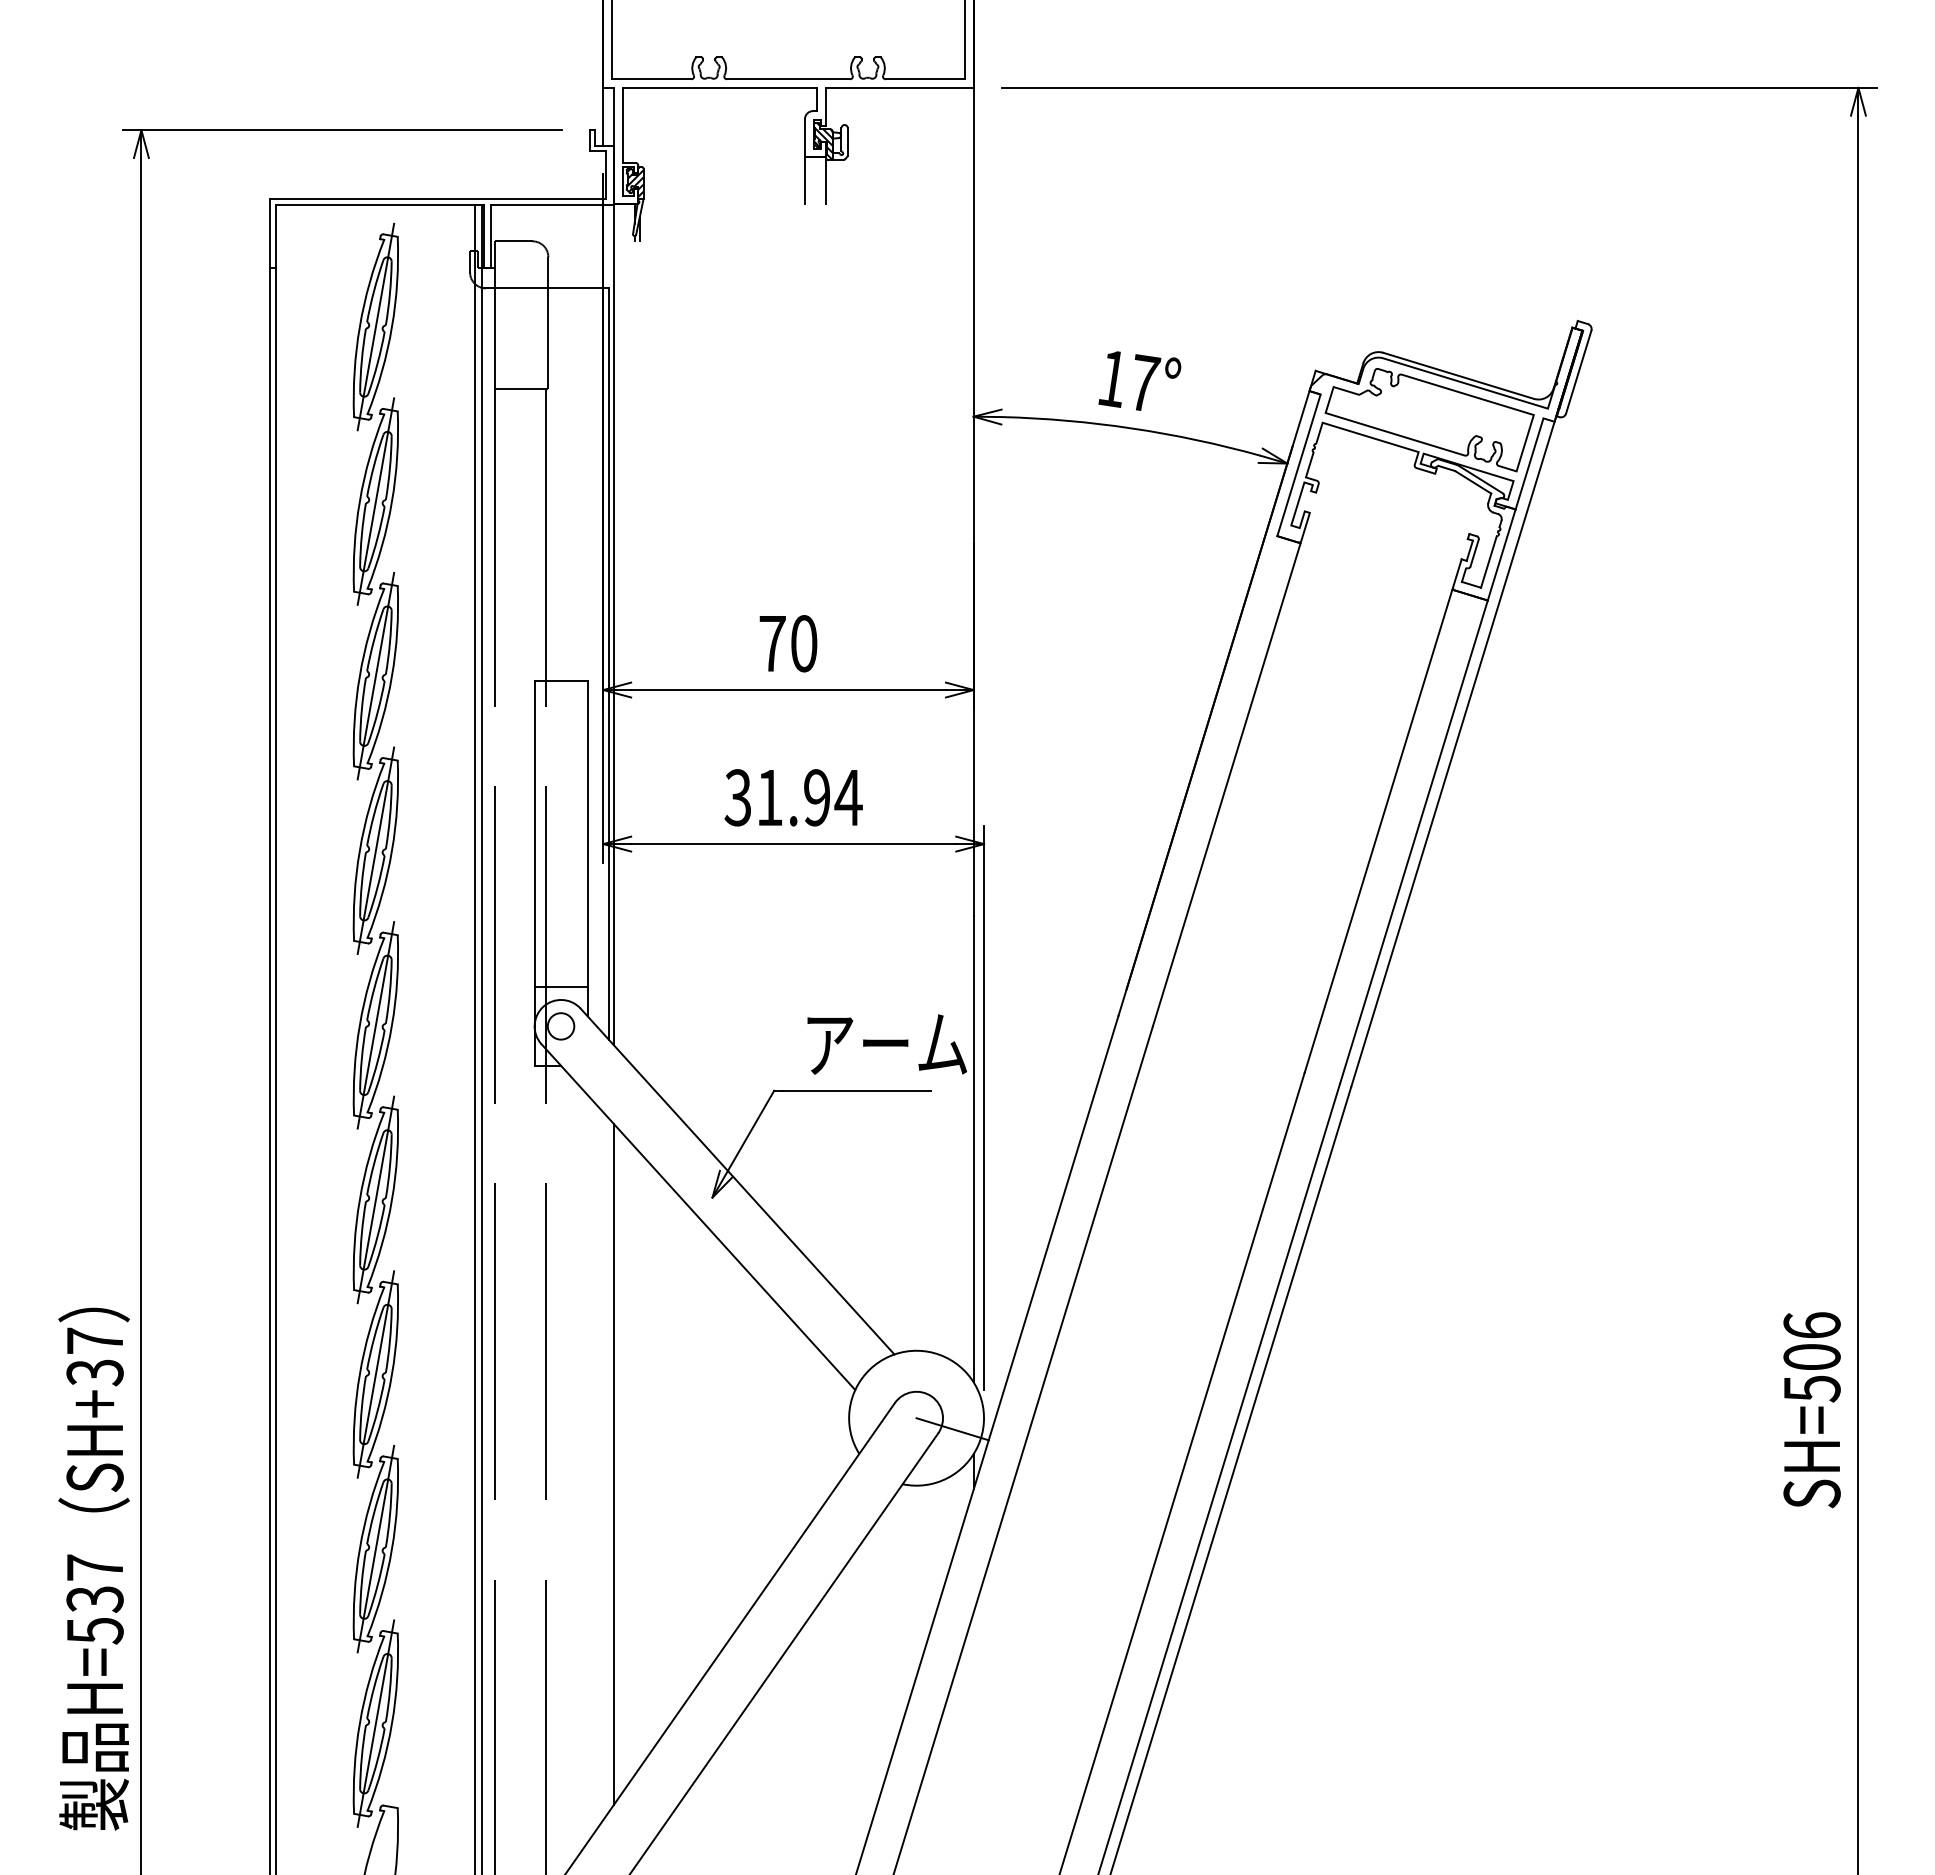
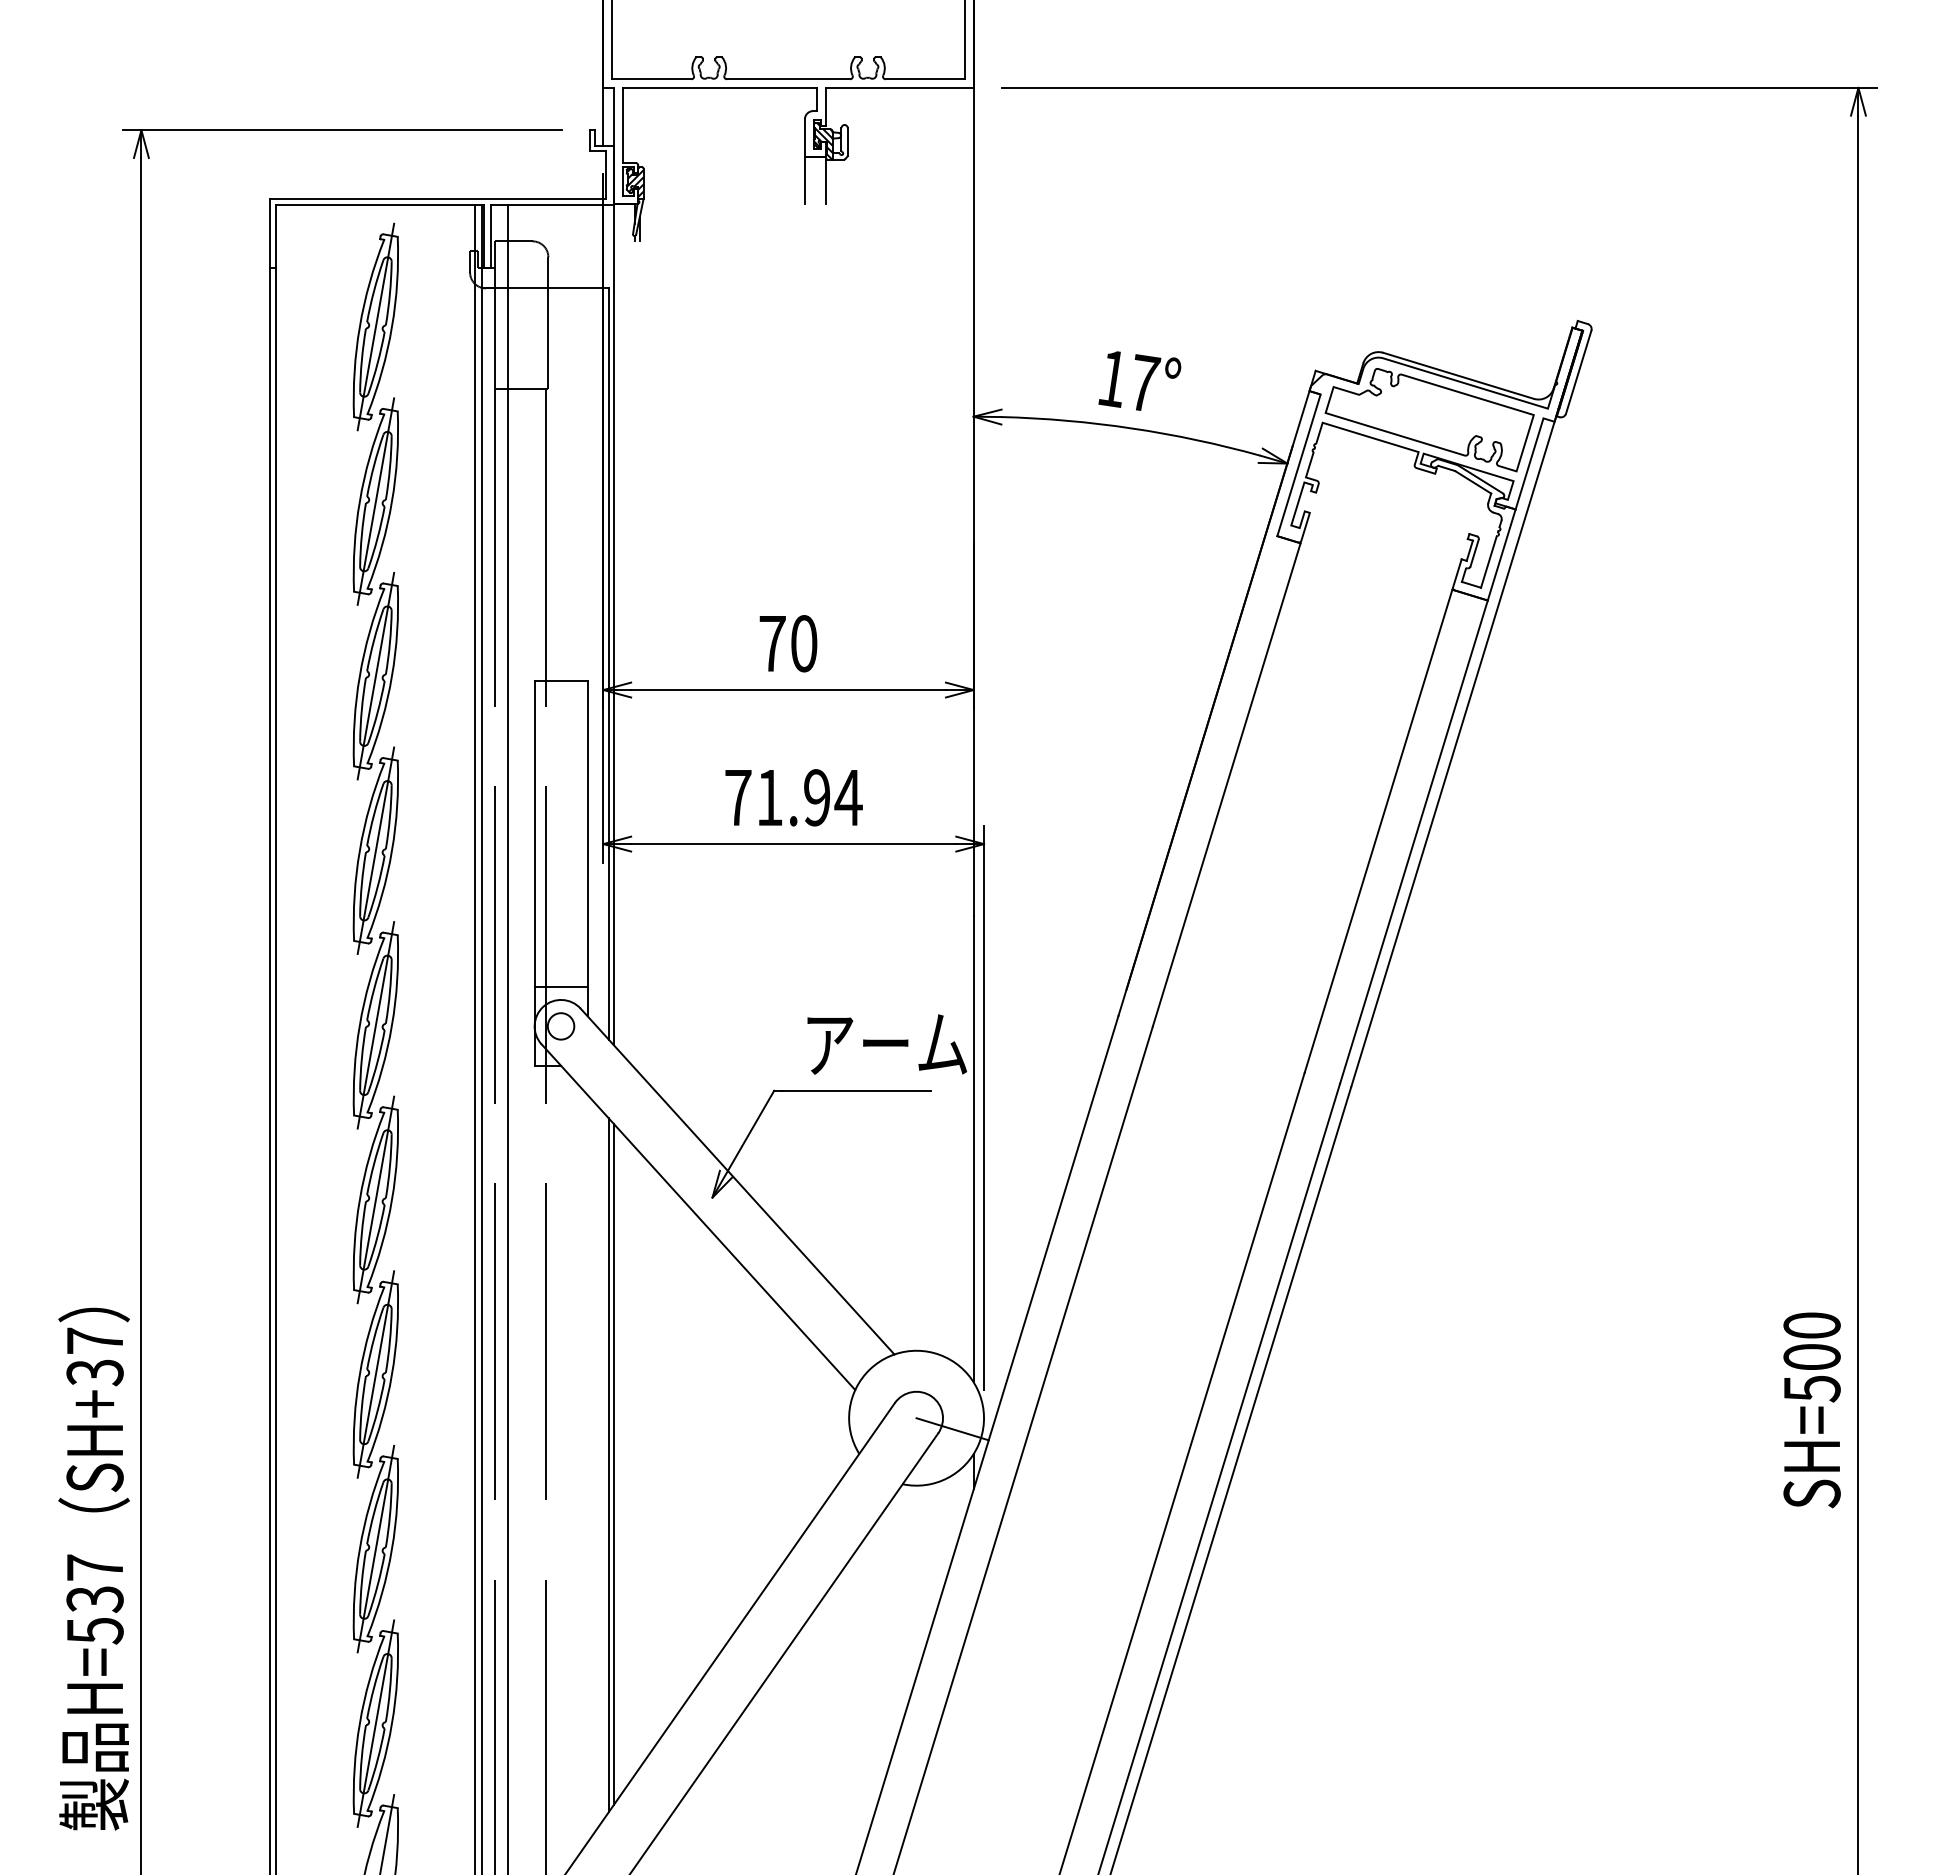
text: 31.94 -> 71.94 (737, 797)
line: none -> present (508, 1038)
text: SH=506 -> SH=500 (1811, 1325)
line: none -> present (608, 1465)
line: none -> present (387, 1832)
